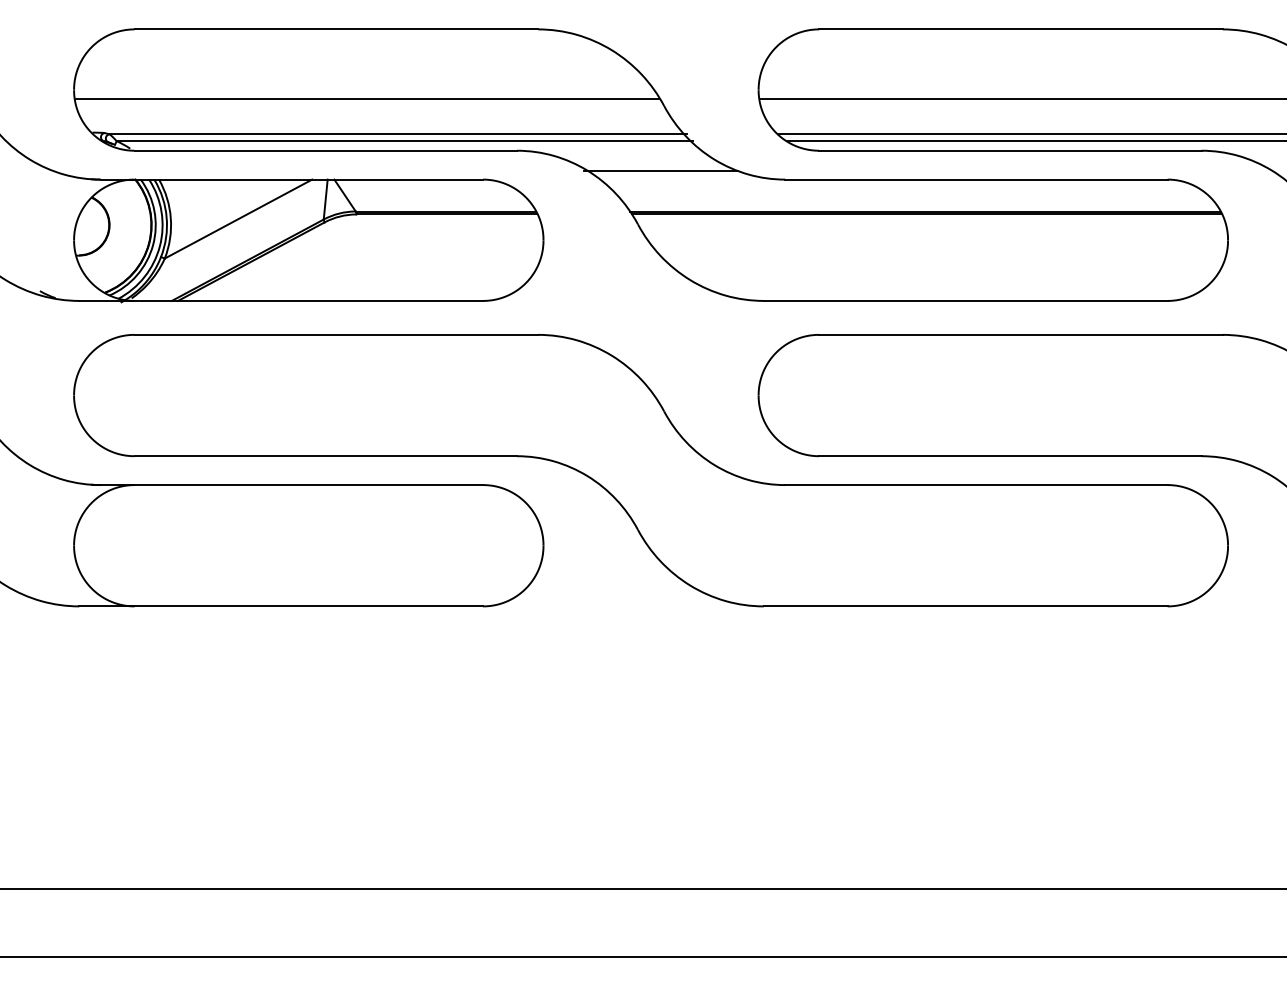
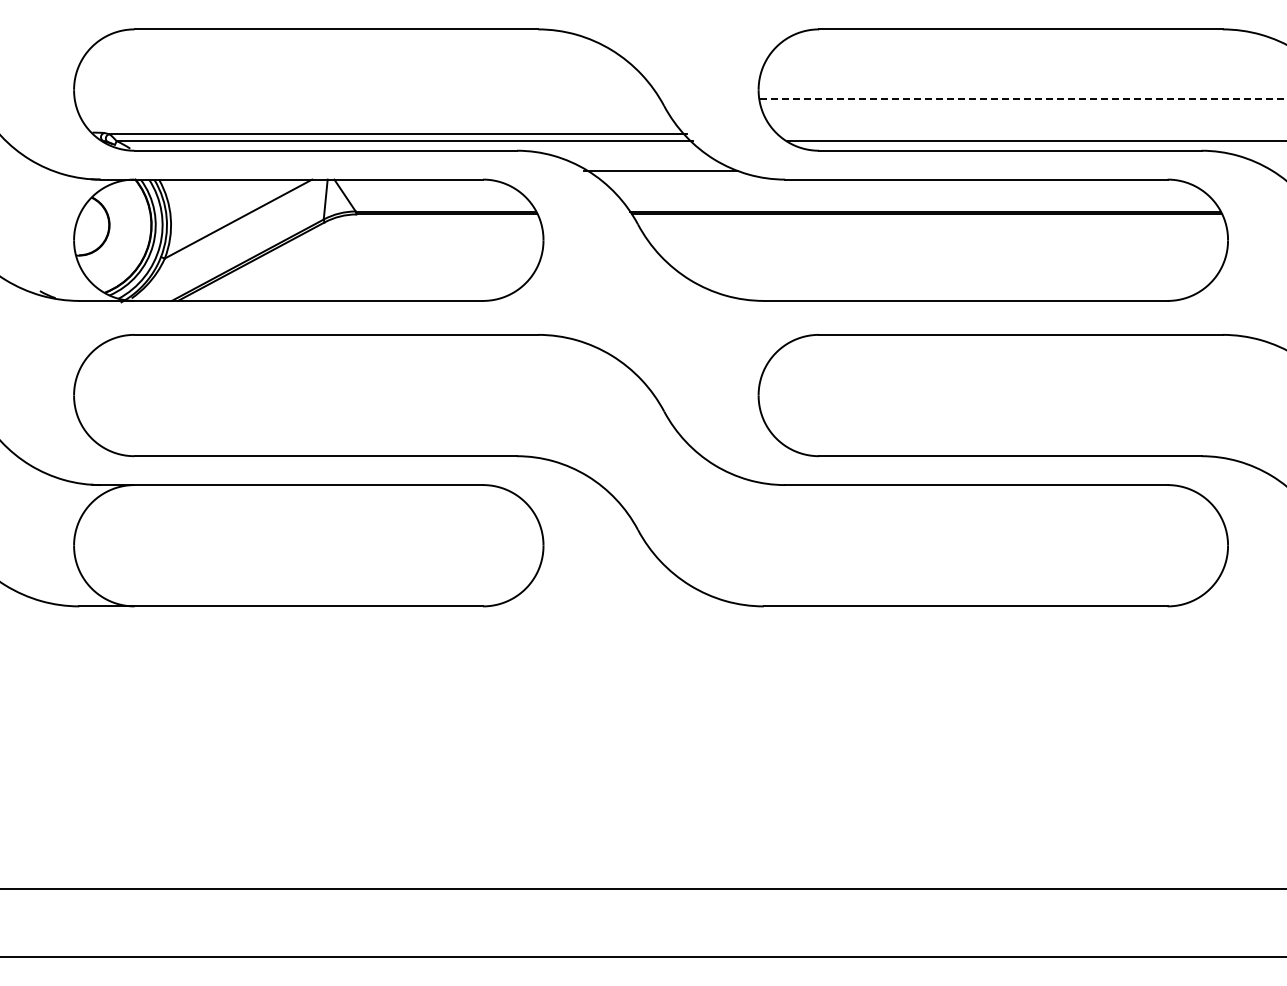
line: present -> none (367, 99)
line: solid -> dashed (1023, 99)
line: present -> none (1030, 134)
